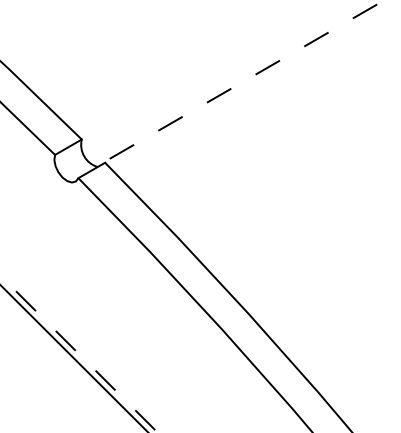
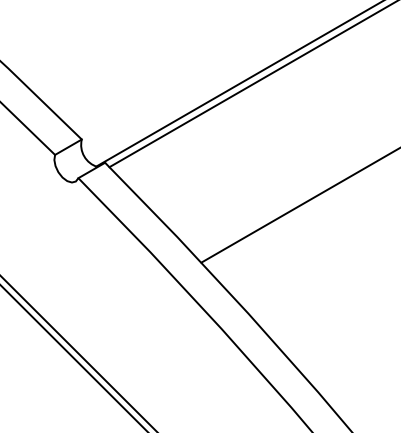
line: dashed -> solid (239, 83)
line: none -> present (252, 84)
line: none -> present (299, 205)
line: dashed -> solid (79, 354)
